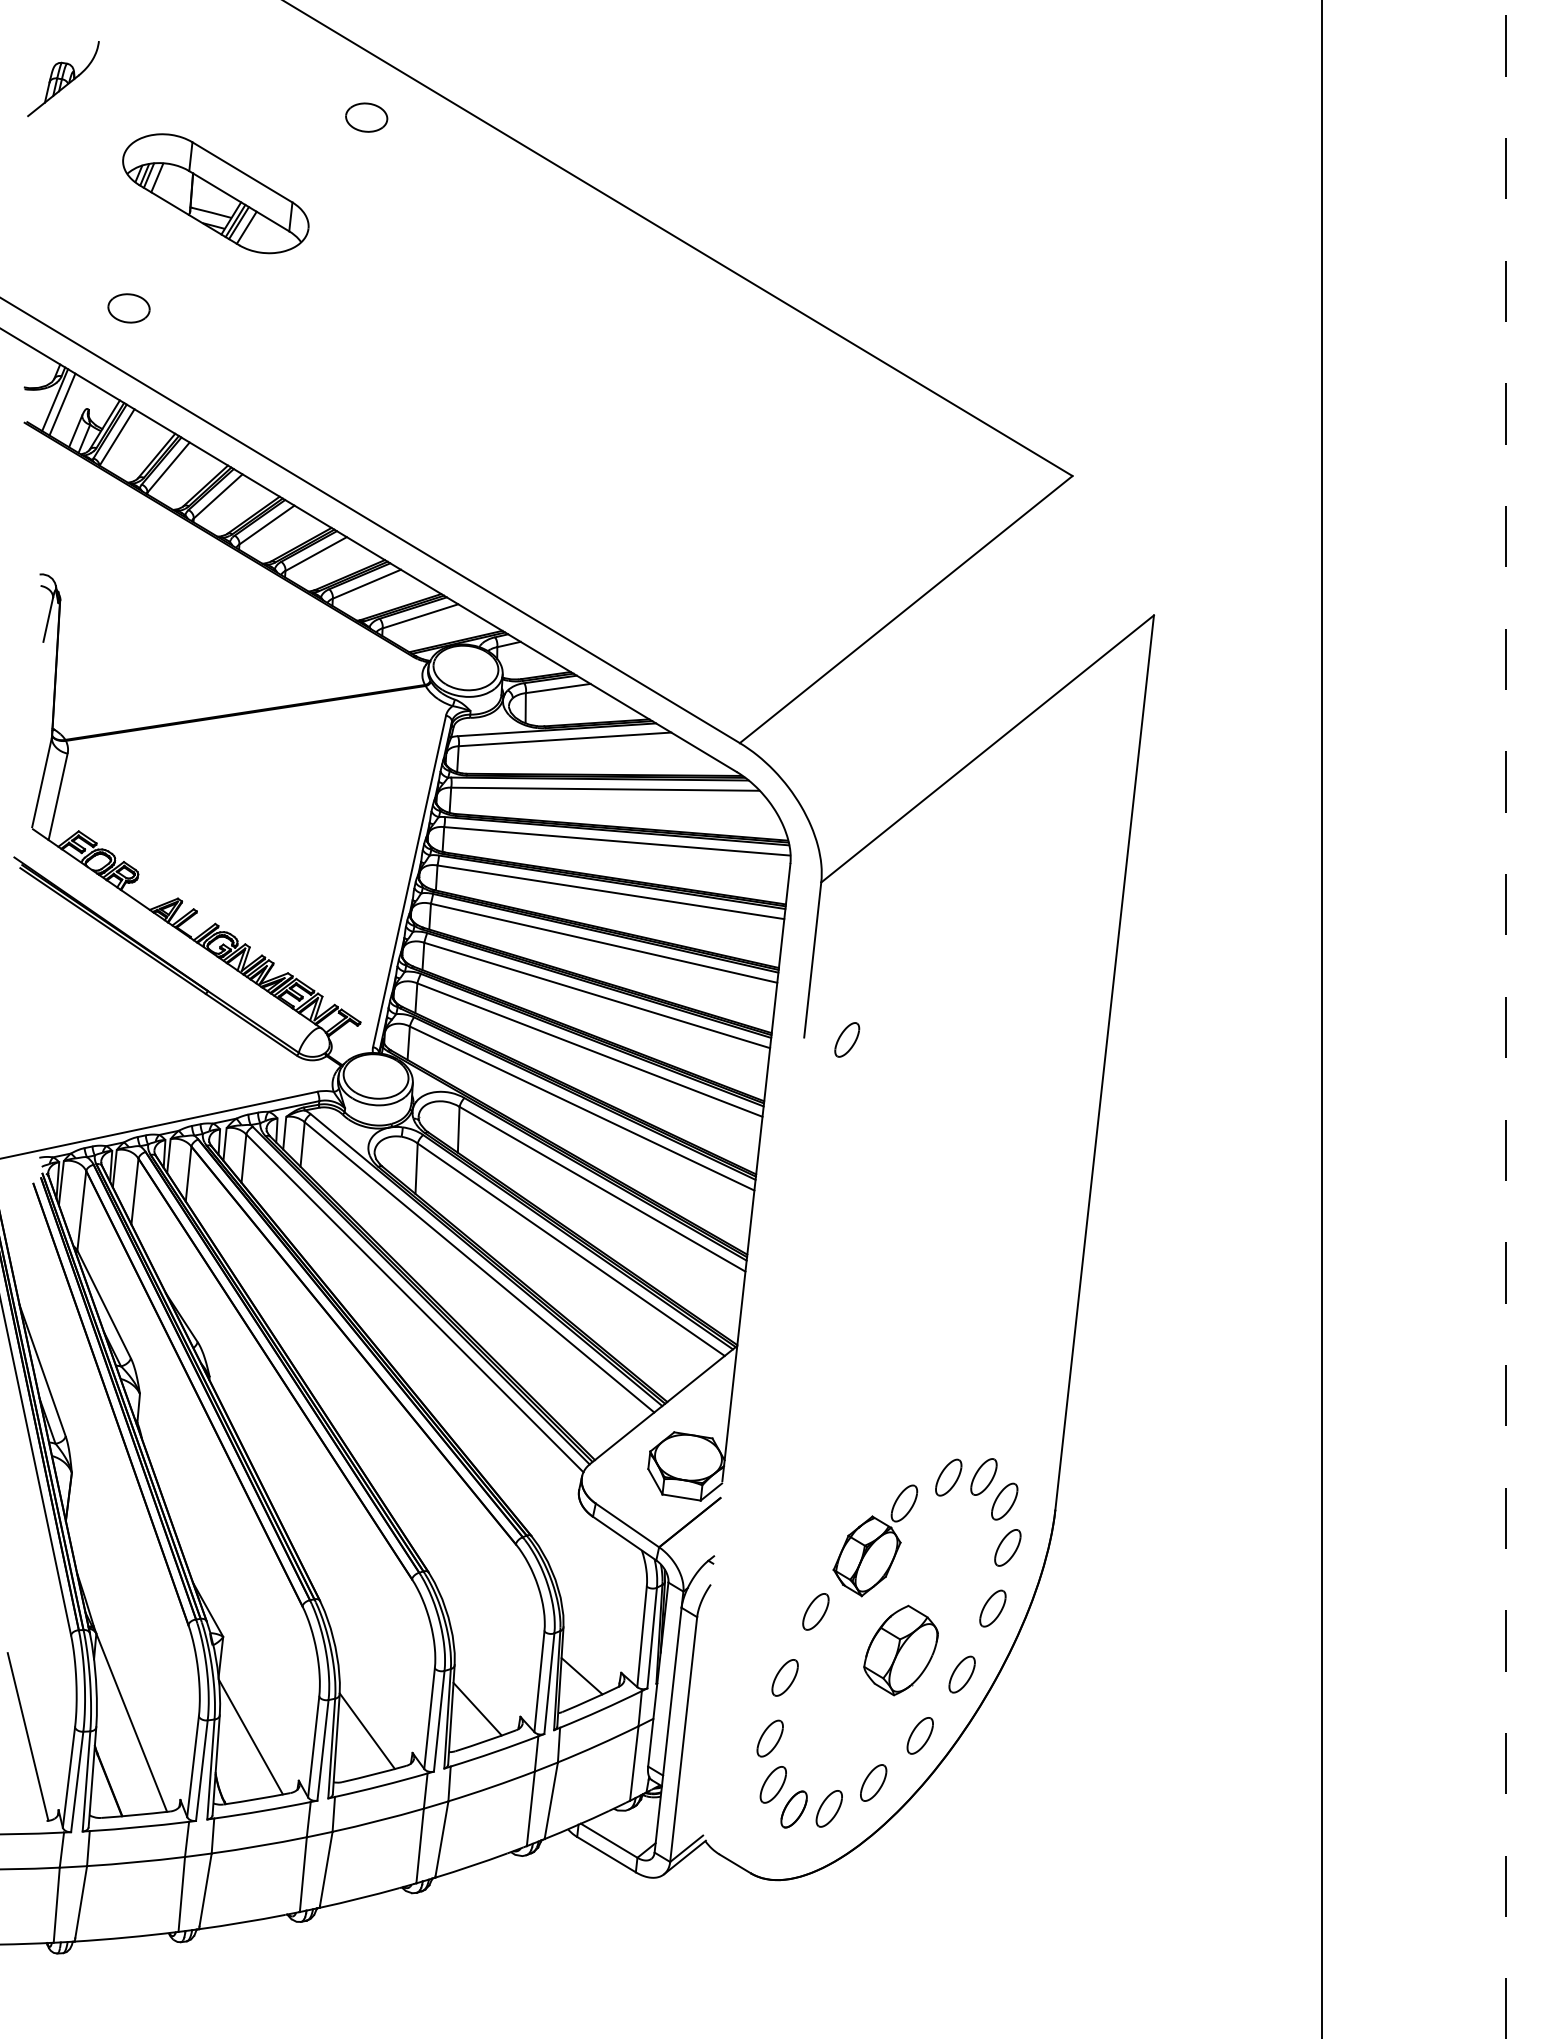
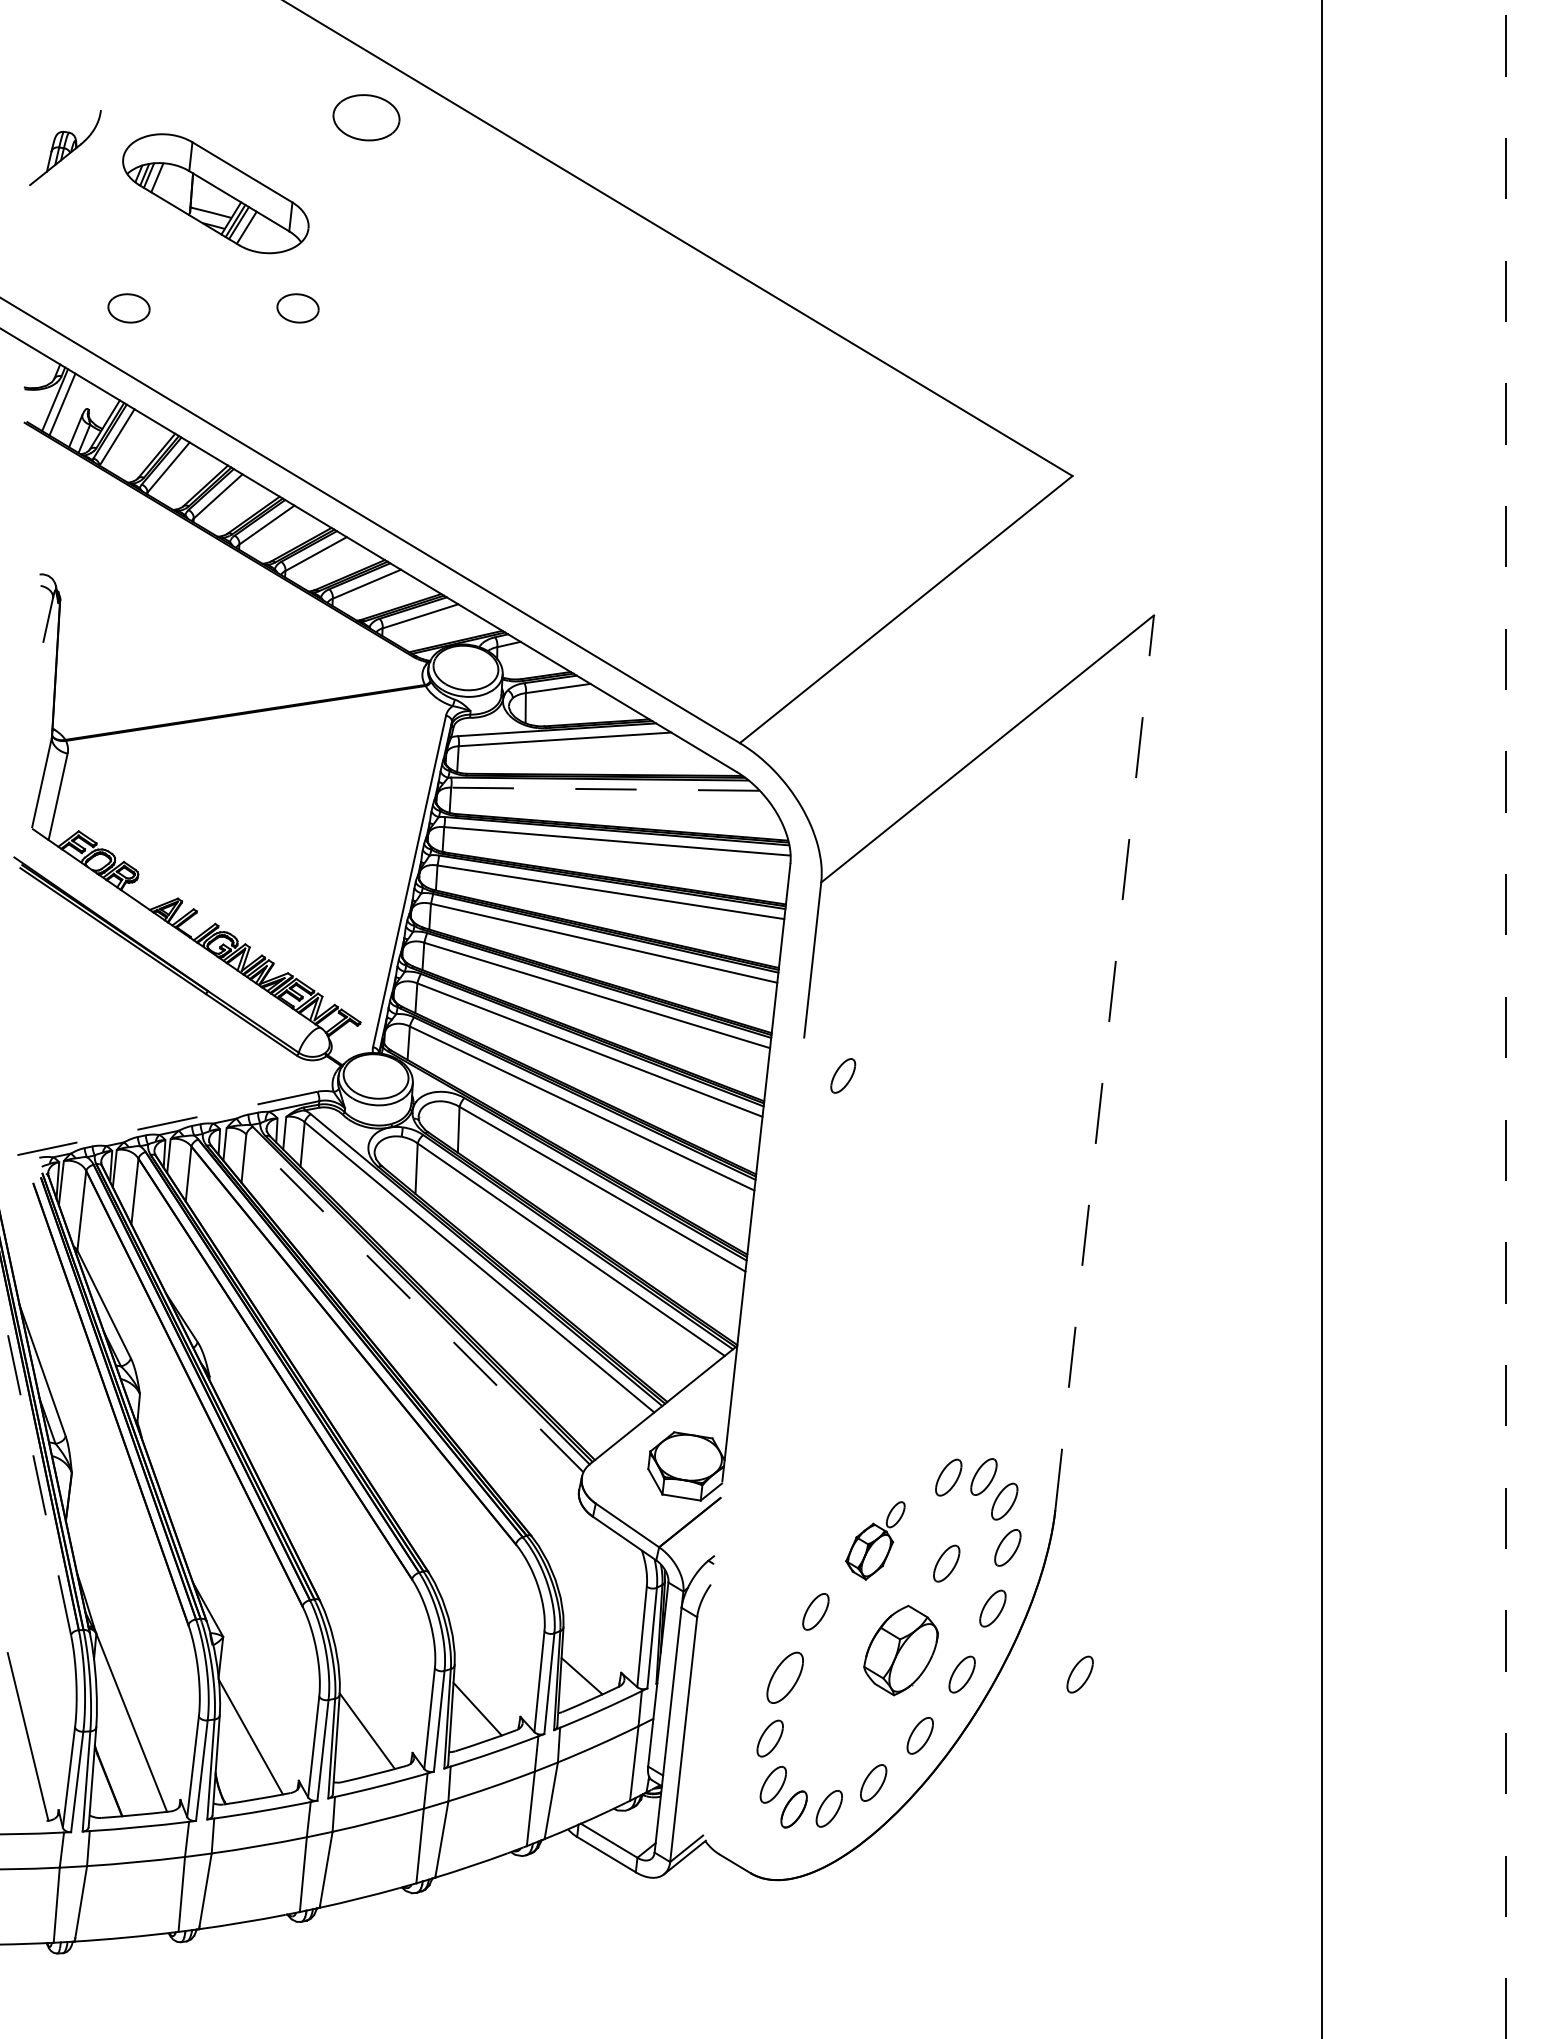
part position: (63, 79) -> (65, 148) (65, 148)
part size: 44x31 px -> 69x48 px (366, 117)
part: none -> present (297, 308)
line: solid -> dashed (604, 789)
part position: (847, 1039) -> (843, 1075) (843, 1075)
line: solid -> dashed (1104, 1062)
line: solid -> dashed (159, 1125)
line: solid -> dashed (414, 1303)
line: solid -> dashed (35, 1466)
part size: 87x114 px -> 61x80 px (875, 1540)
part: none -> present (946, 1563)
part: none -> present (1079, 1674)
part size: 28x38 px -> 38x53 px (784, 1677)
